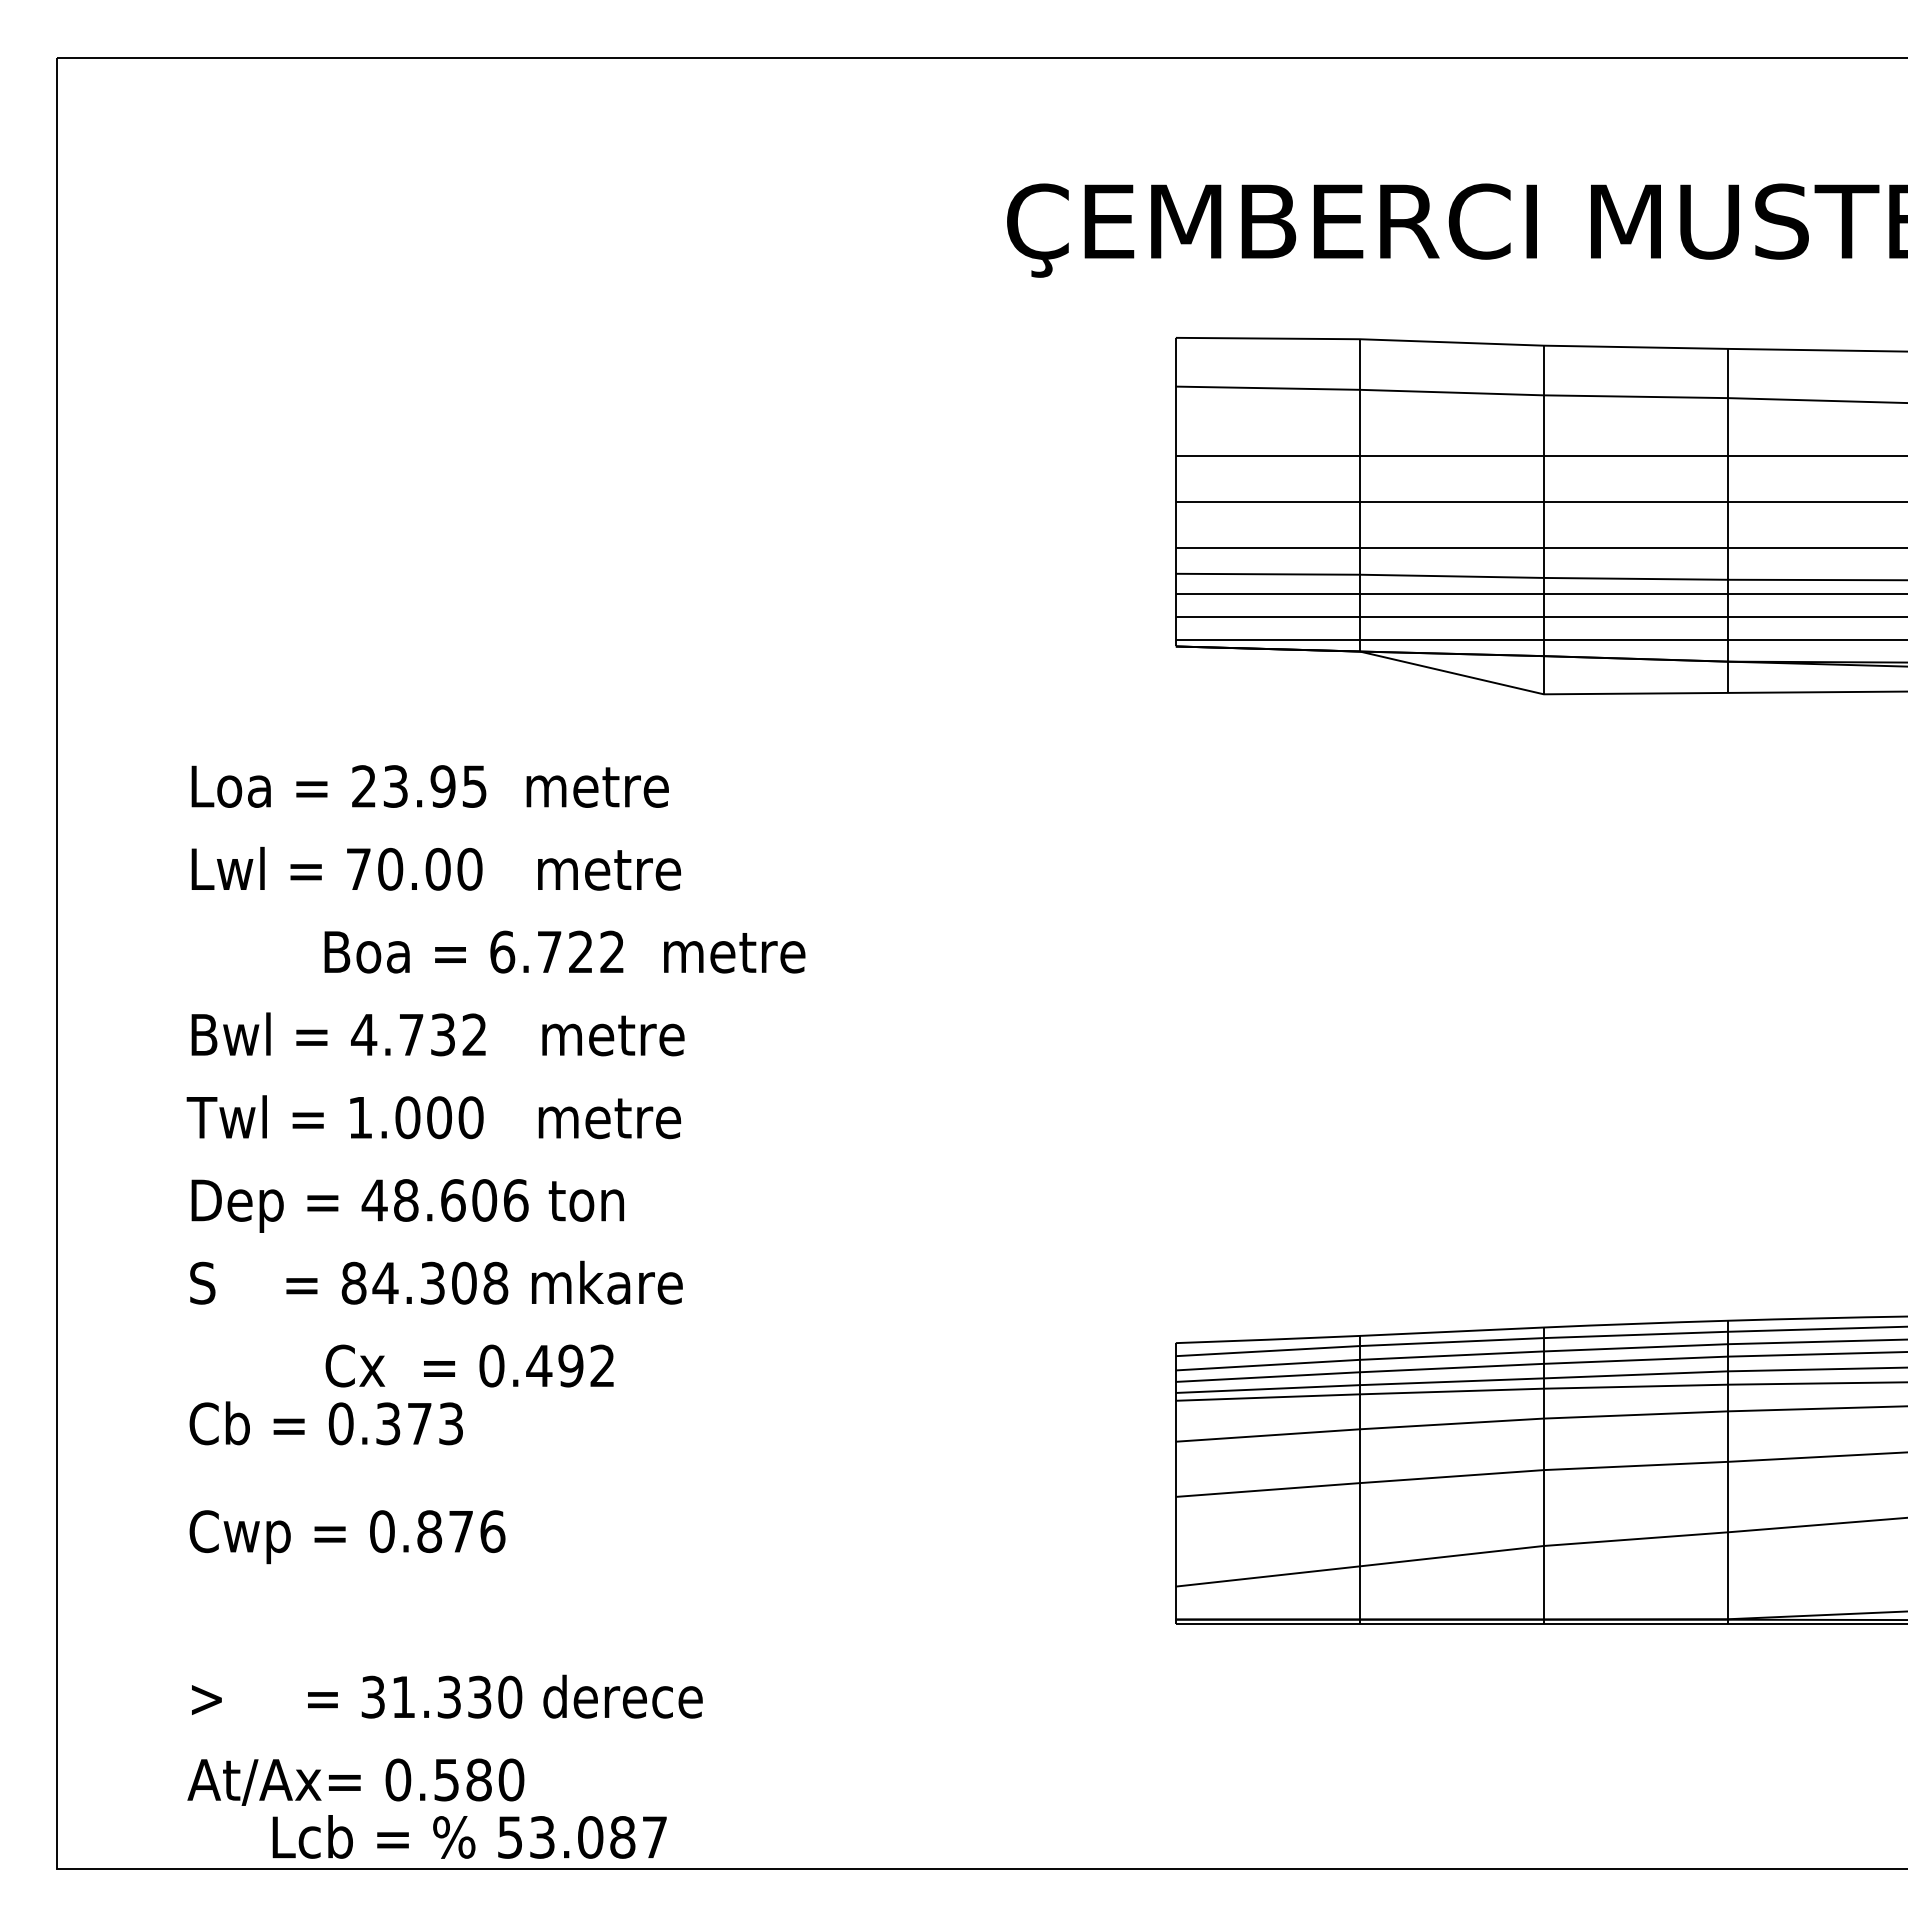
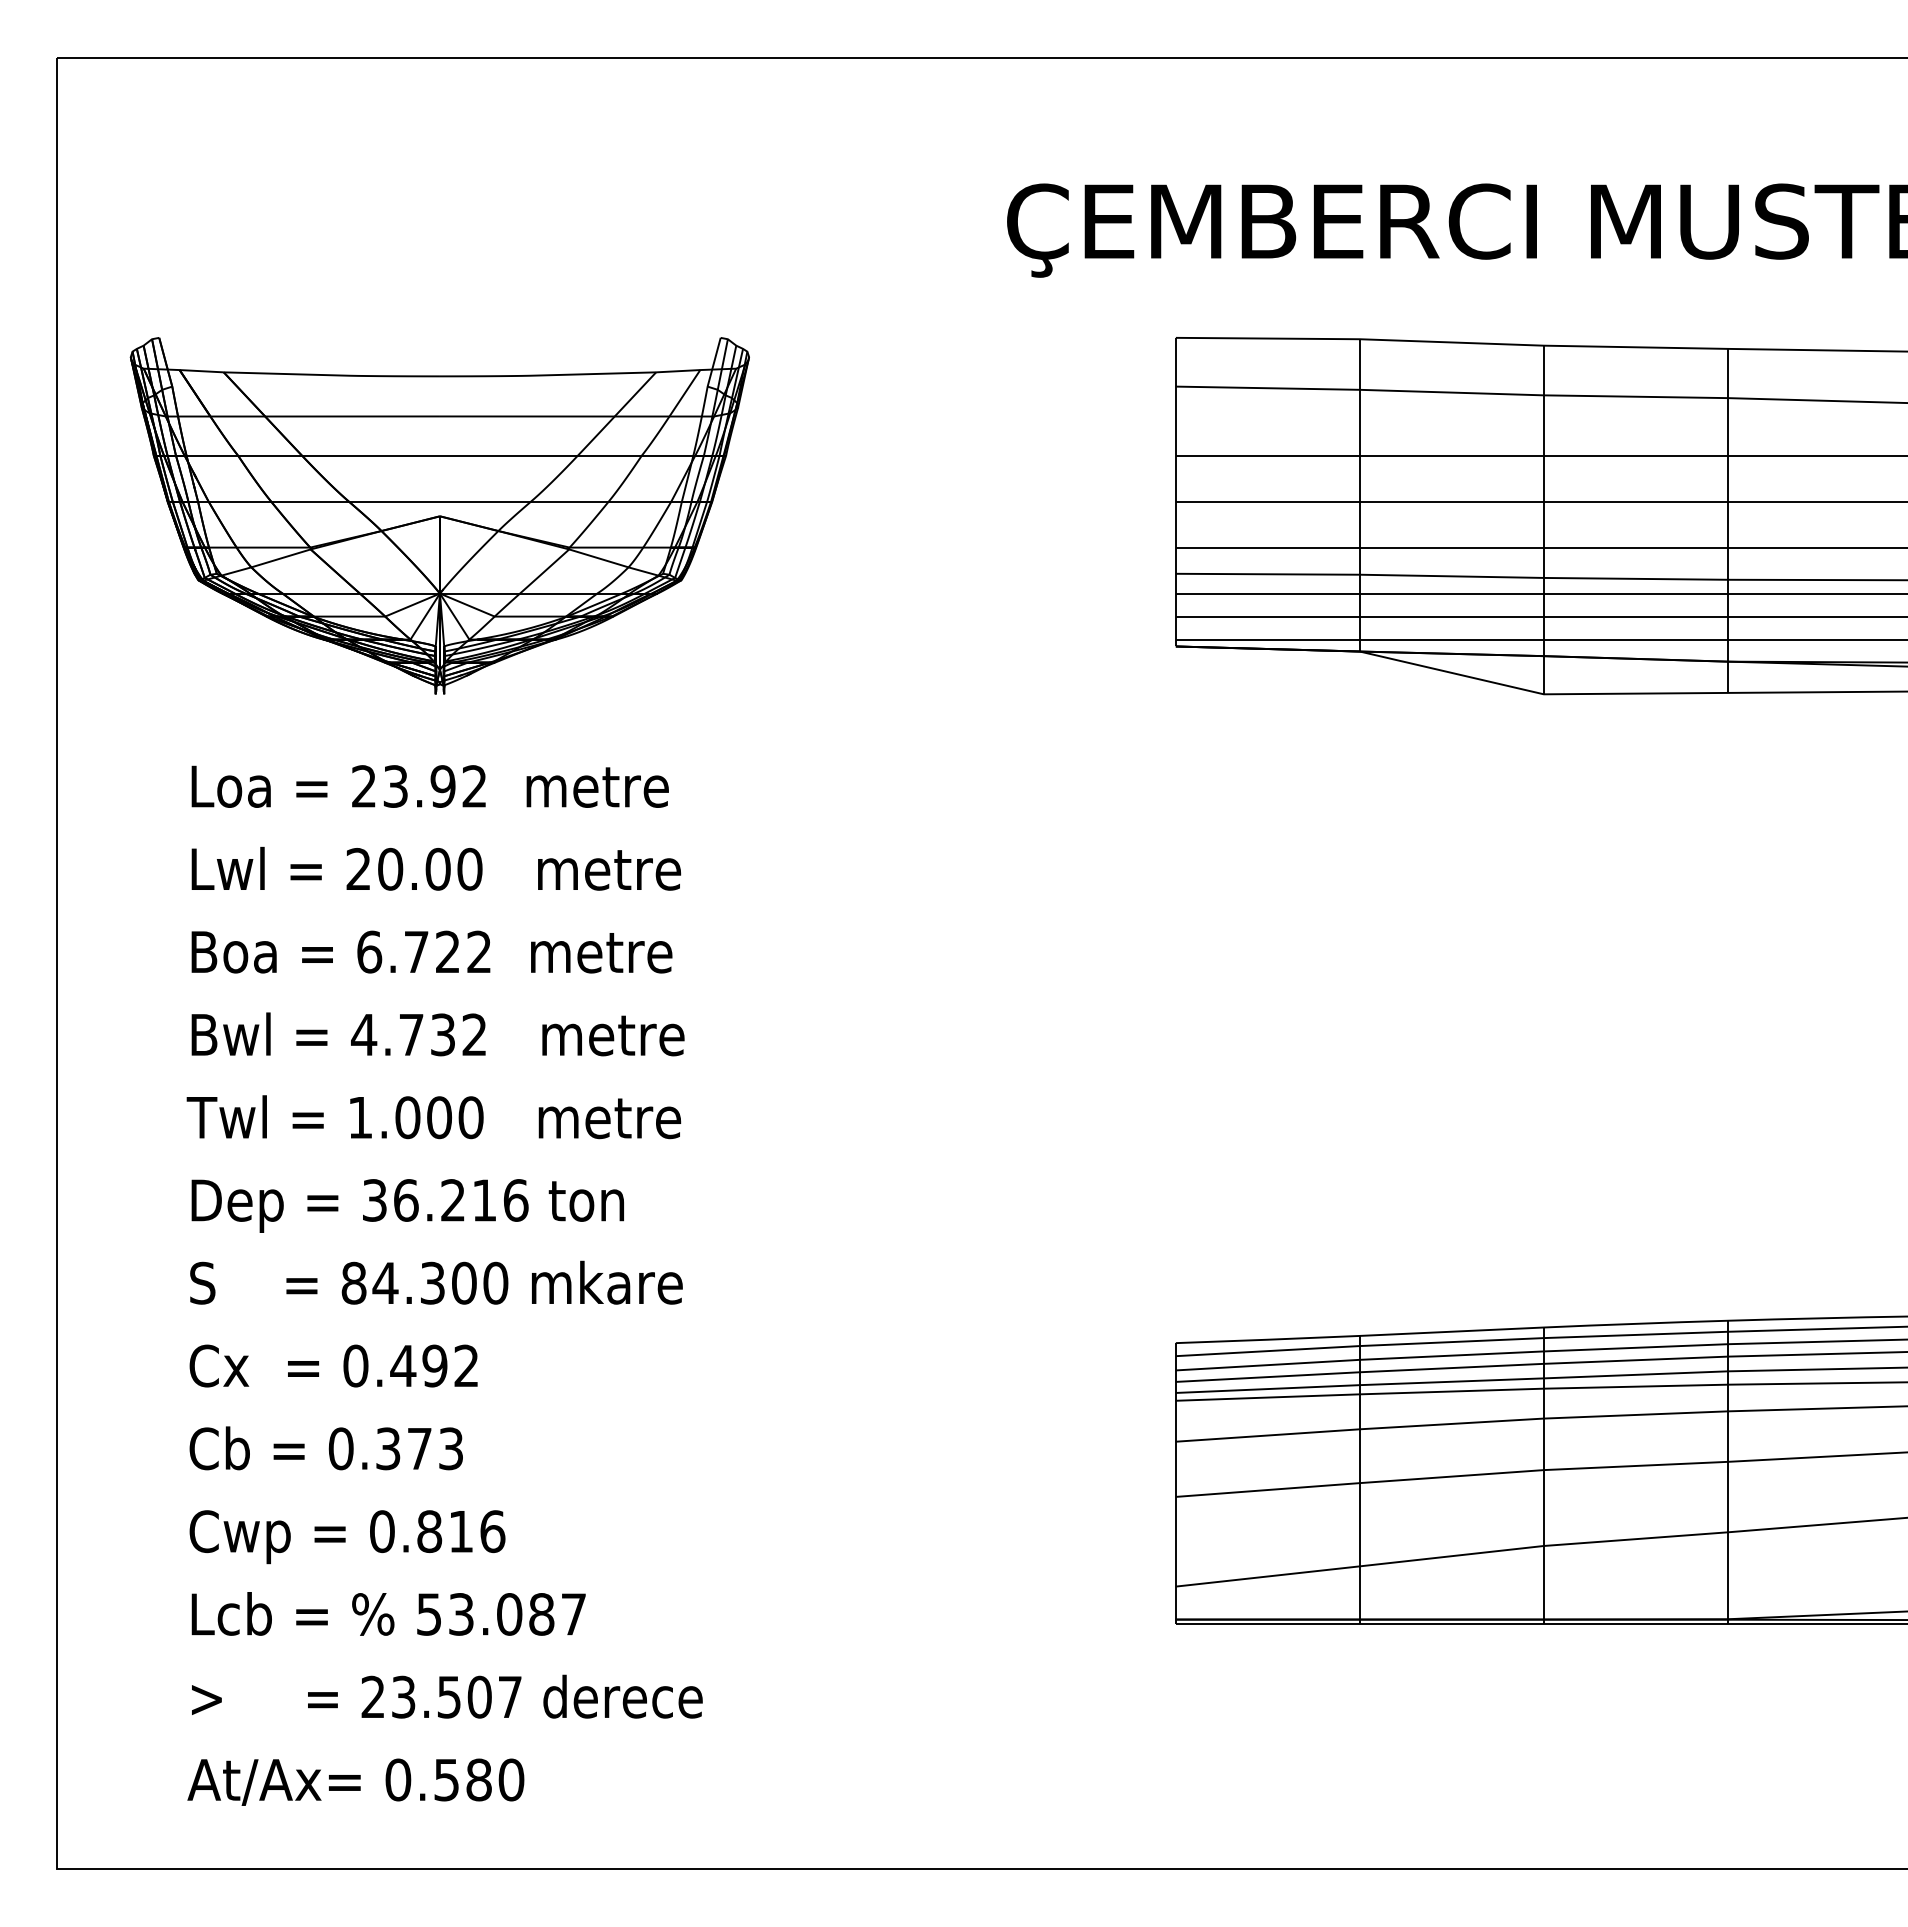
part: none -> present (439, 515)
text: 23.95 -> 23.92 (474, 786)
text: 70.00 -> 20.00 (358, 868)
text position: (564, 951) -> (431, 951) (431, 951)
text: 48.606 -> 36.216 (429, 1200)
text: 84.308 -> 84.300 (495, 1283)
text position: (469, 1365) -> (333, 1365) (333, 1365)
text position: (325, 1423) -> (325, 1448) (325, 1448)
text: 0.876 -> 0.816 (460, 1531)
text: 31.330 -> 23.507 (441, 1696)
text position: (469, 1836) -> (388, 1613) (388, 1613)
